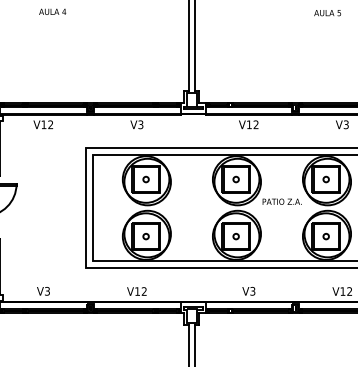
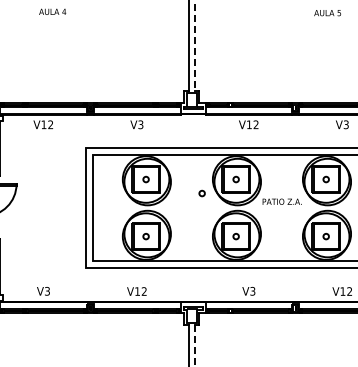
line: solid -> dashed (194, 45)
circle: none -> present (201, 193)
line: solid -> dashed (194, 346)
